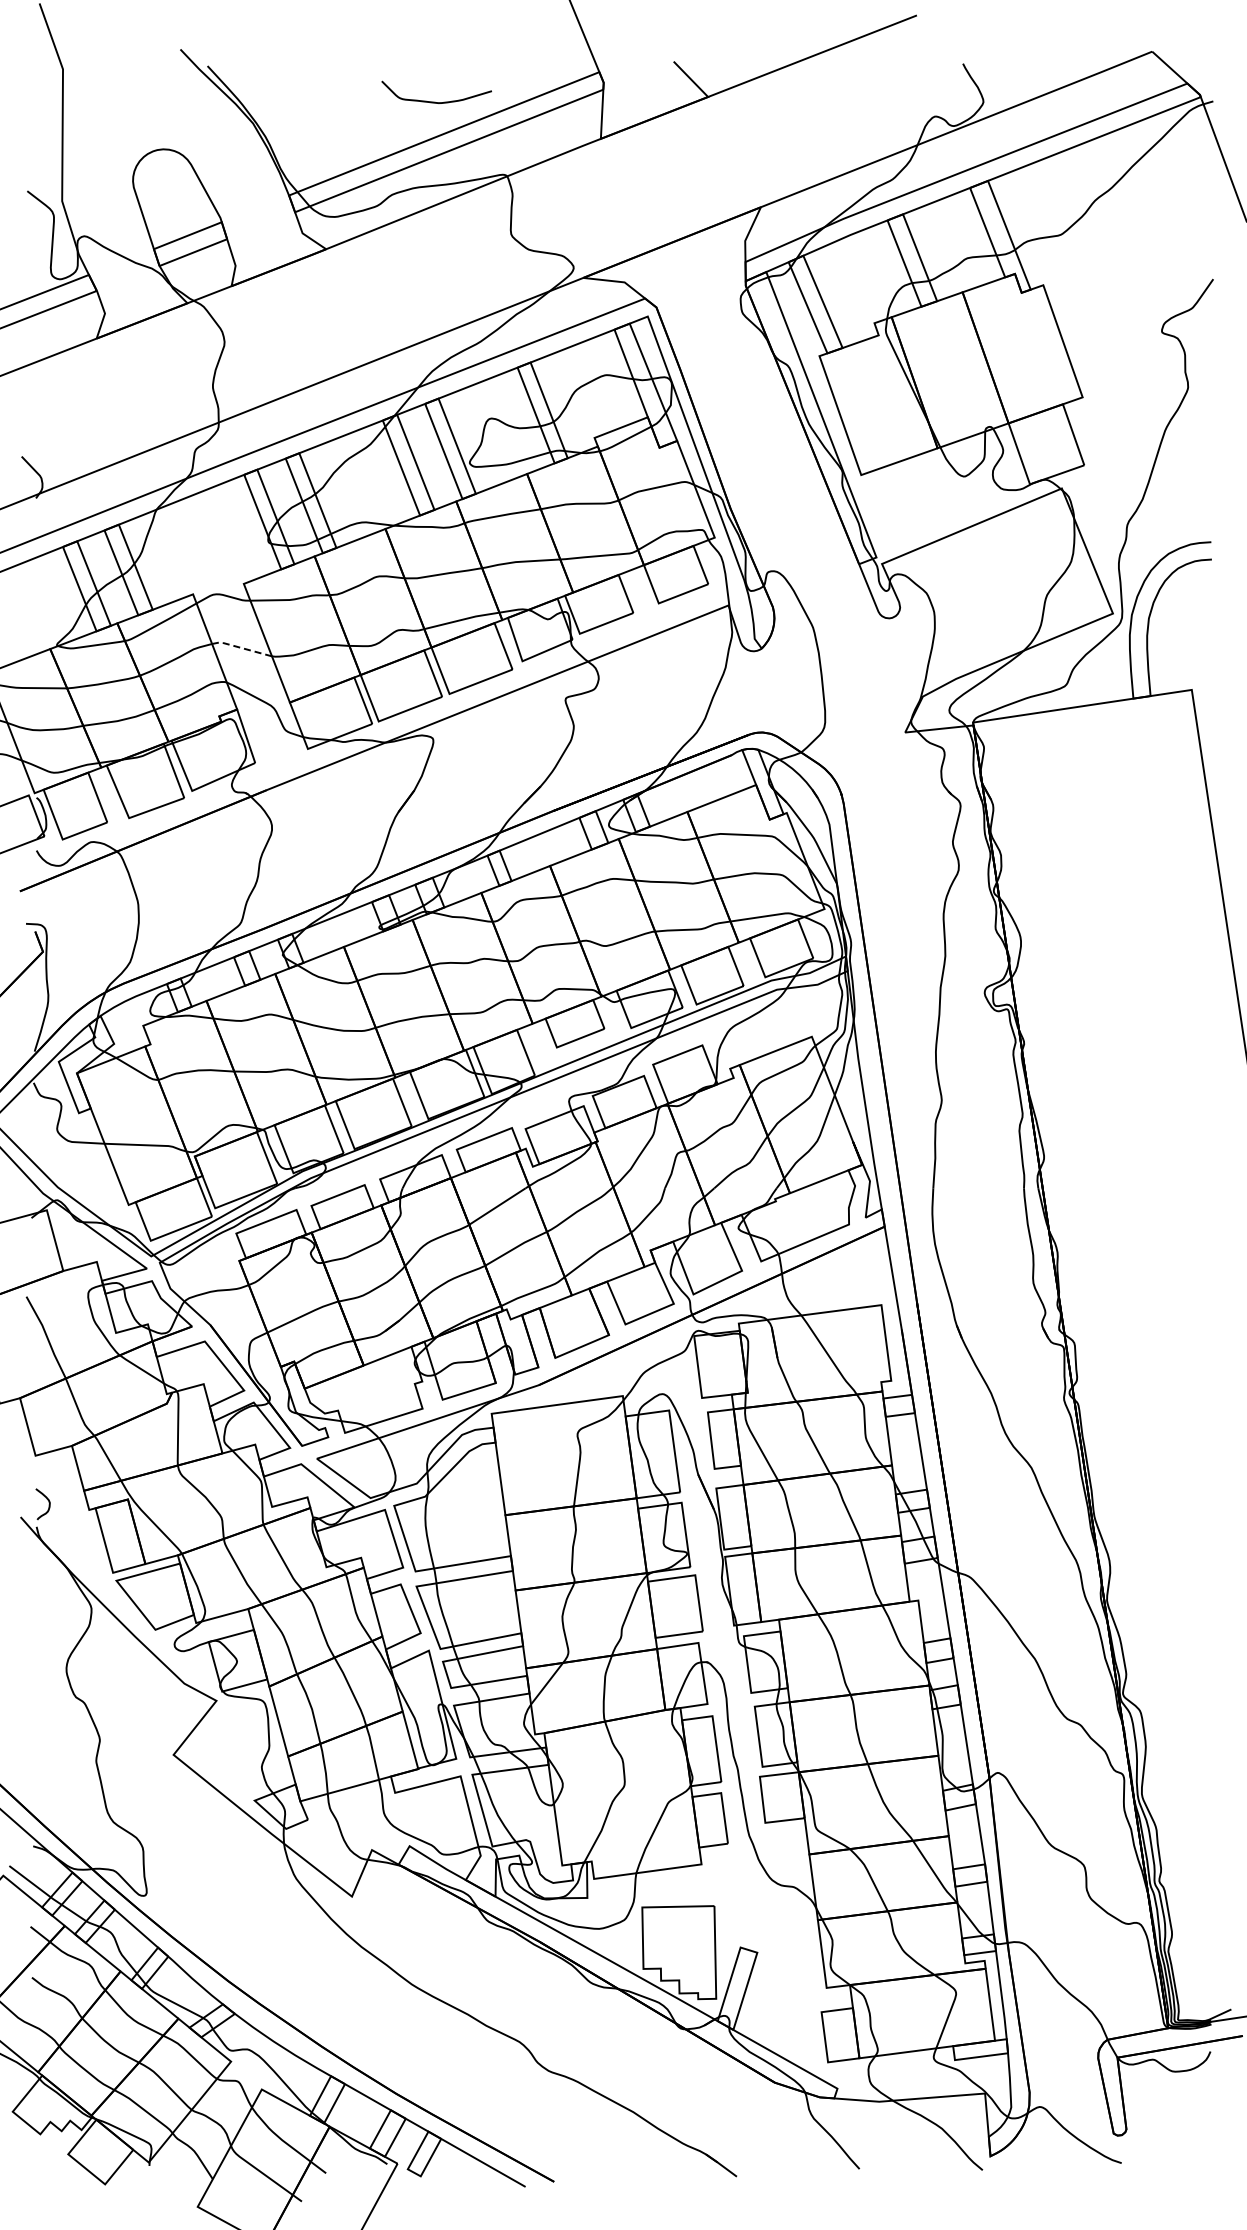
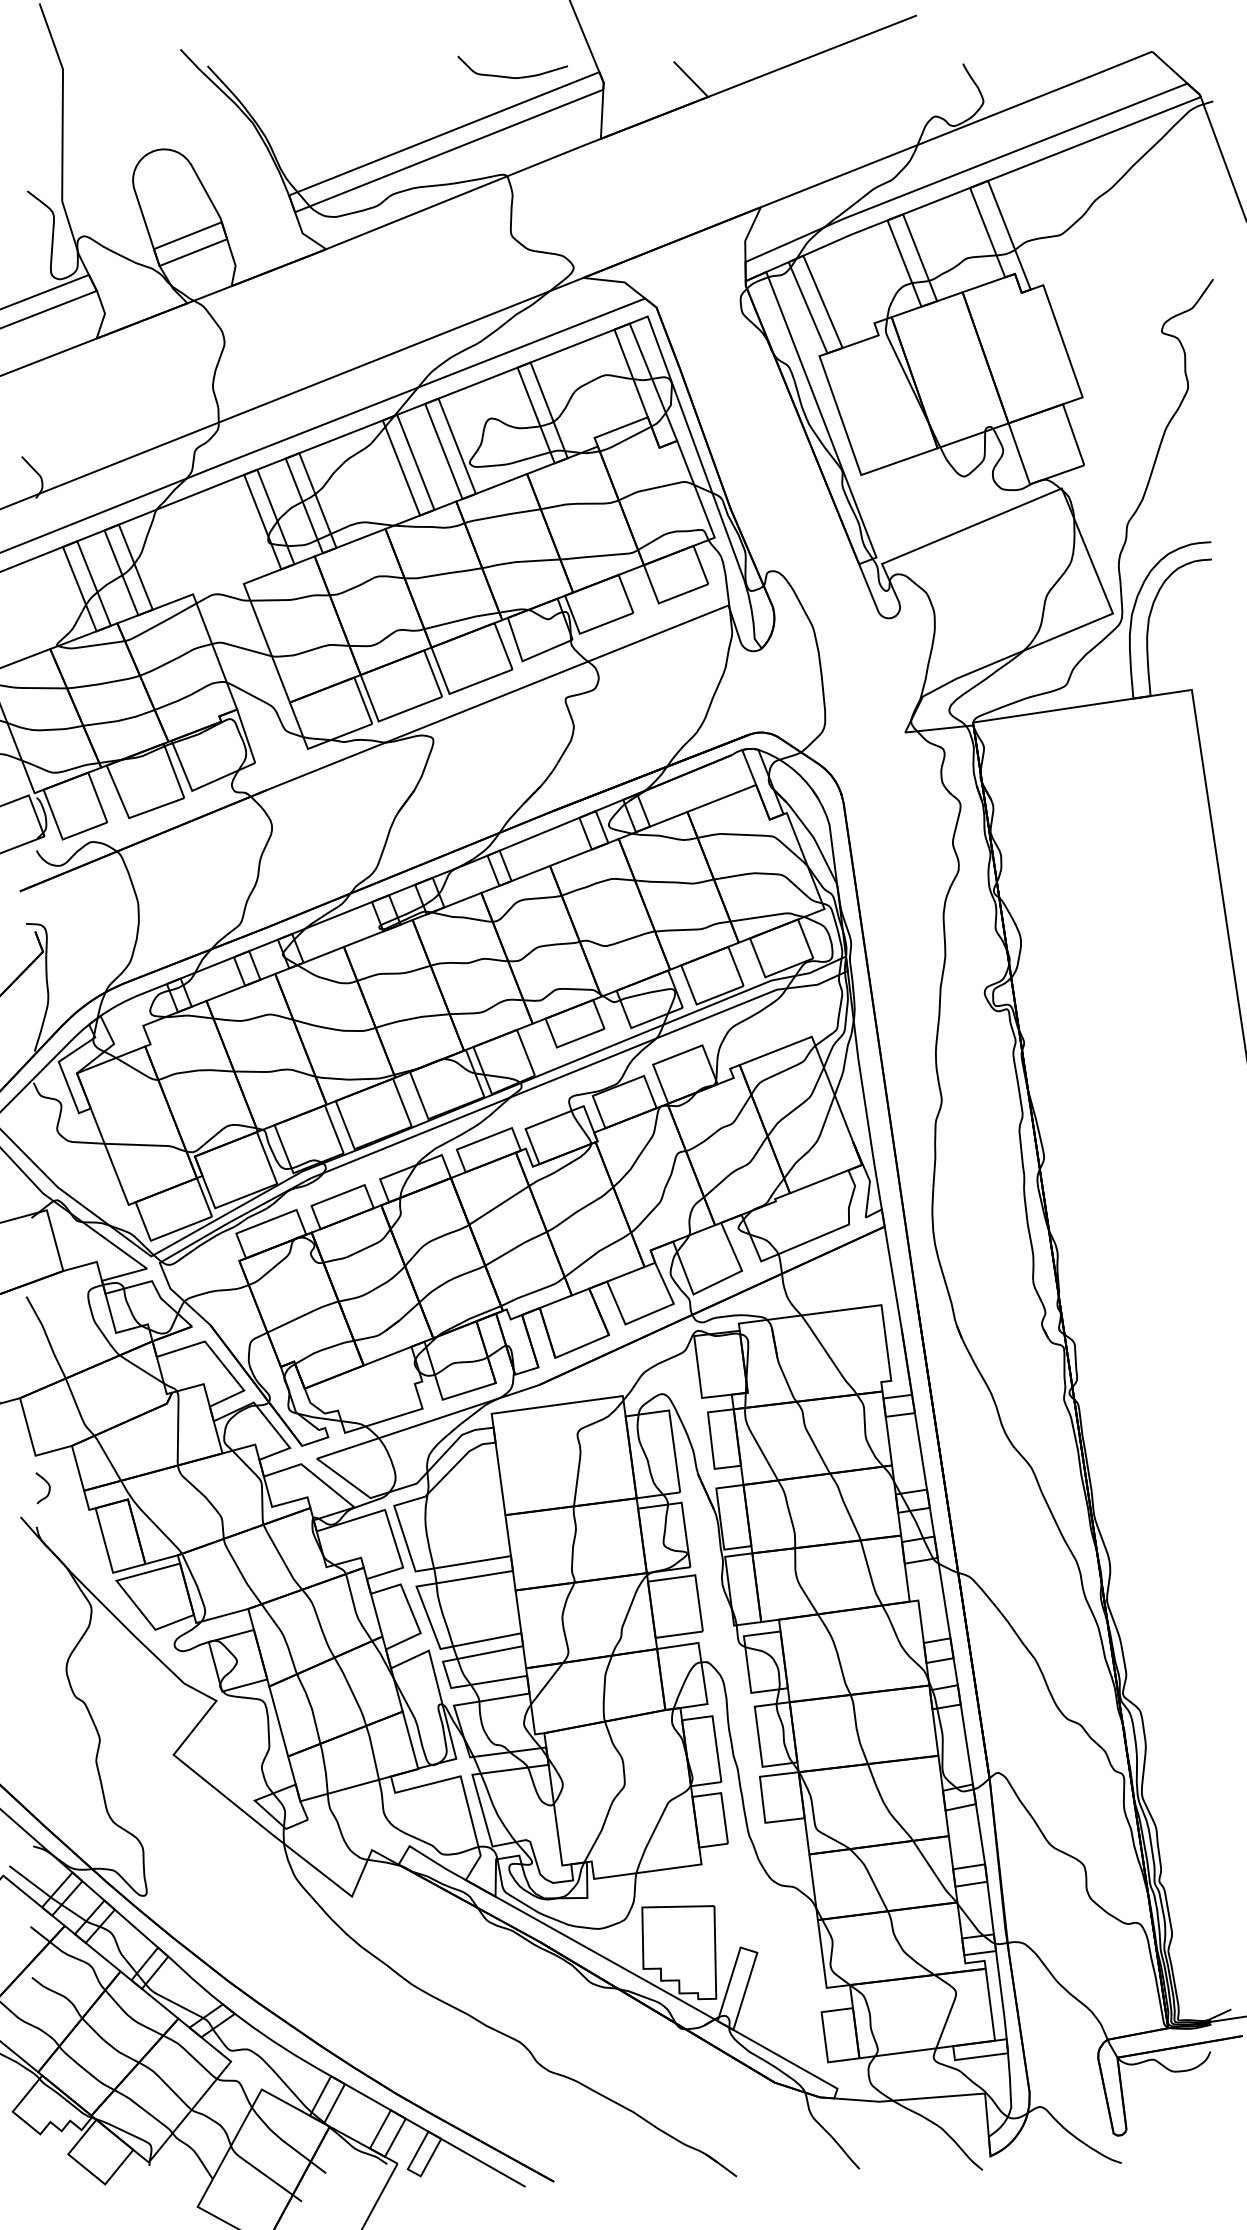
curve position: (435, 101) -> (511, 76) (511, 76)
line: dashed -> solid (240, 647)
curve position: (46, 1499) -> (46, 1483) (46, 1483)
